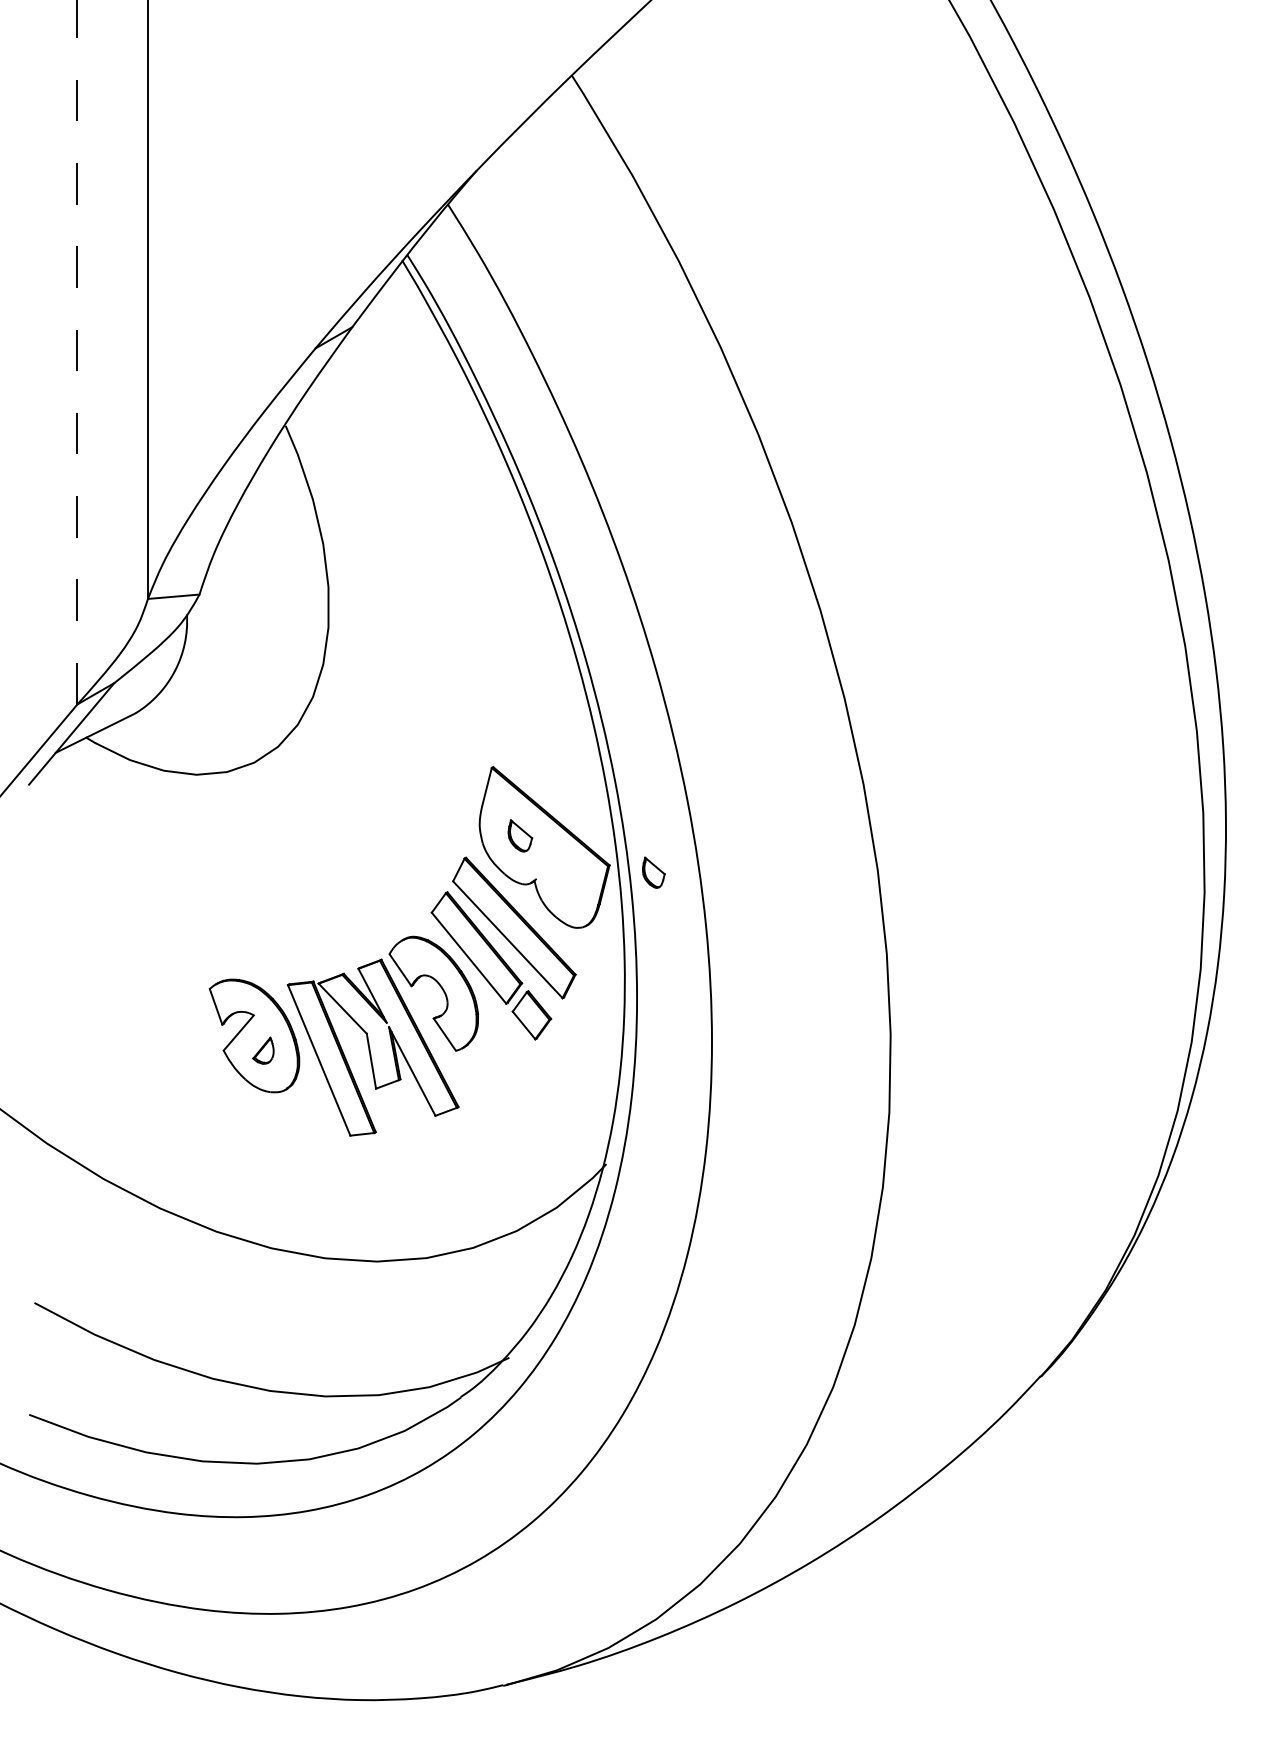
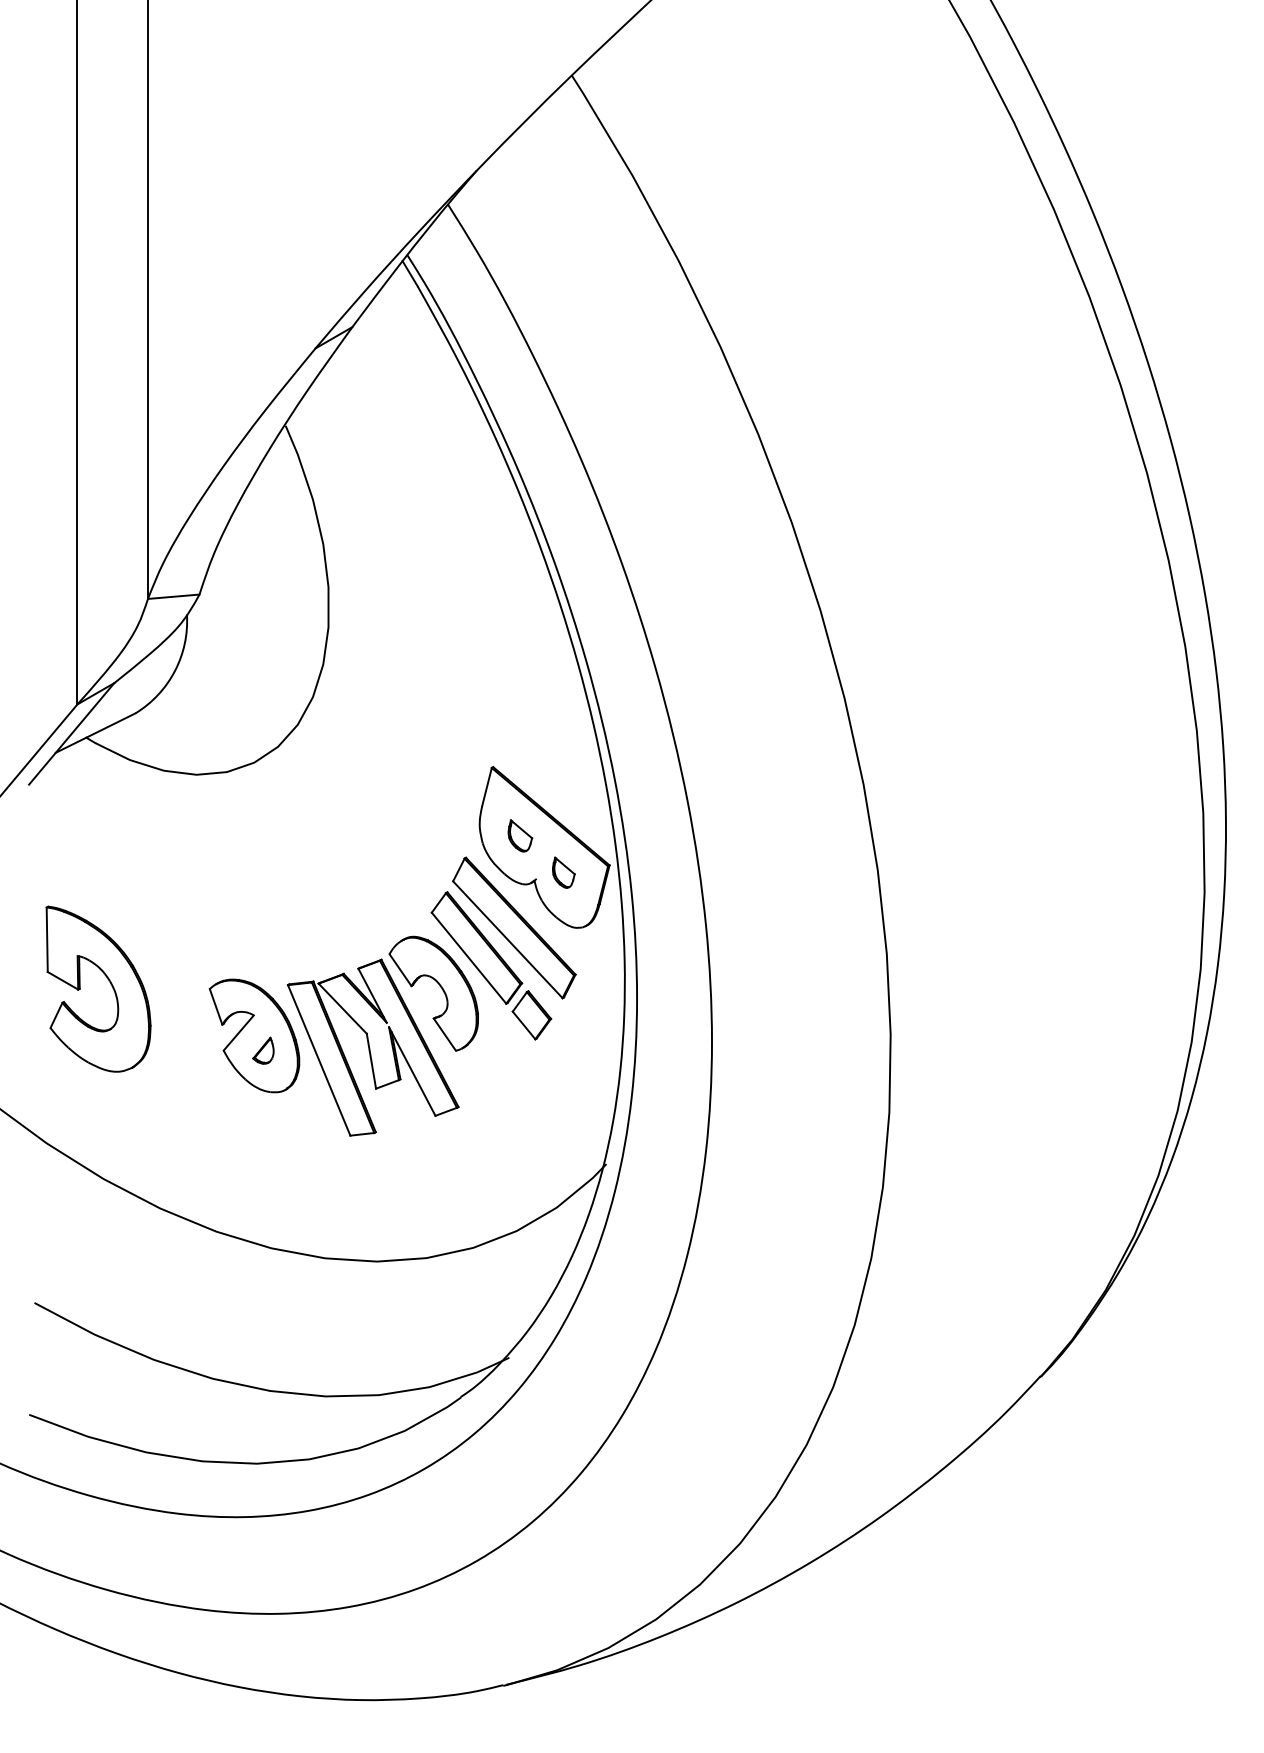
line: dashed -> solid (77, 352)
part position: (653, 872) -> (563, 872) (563, 872)
part: none -> present (109, 982)
